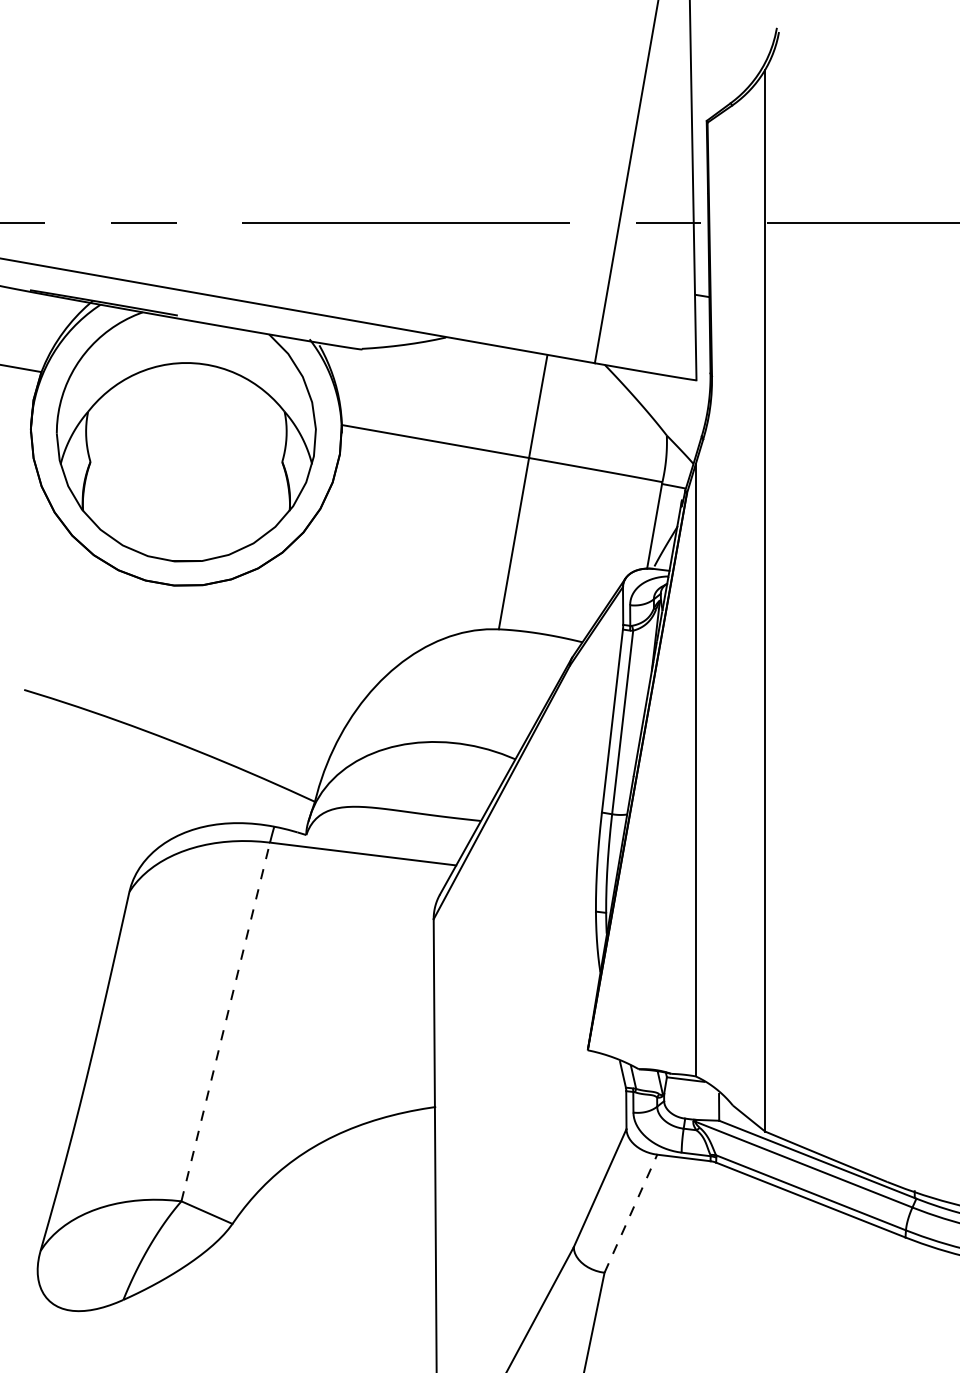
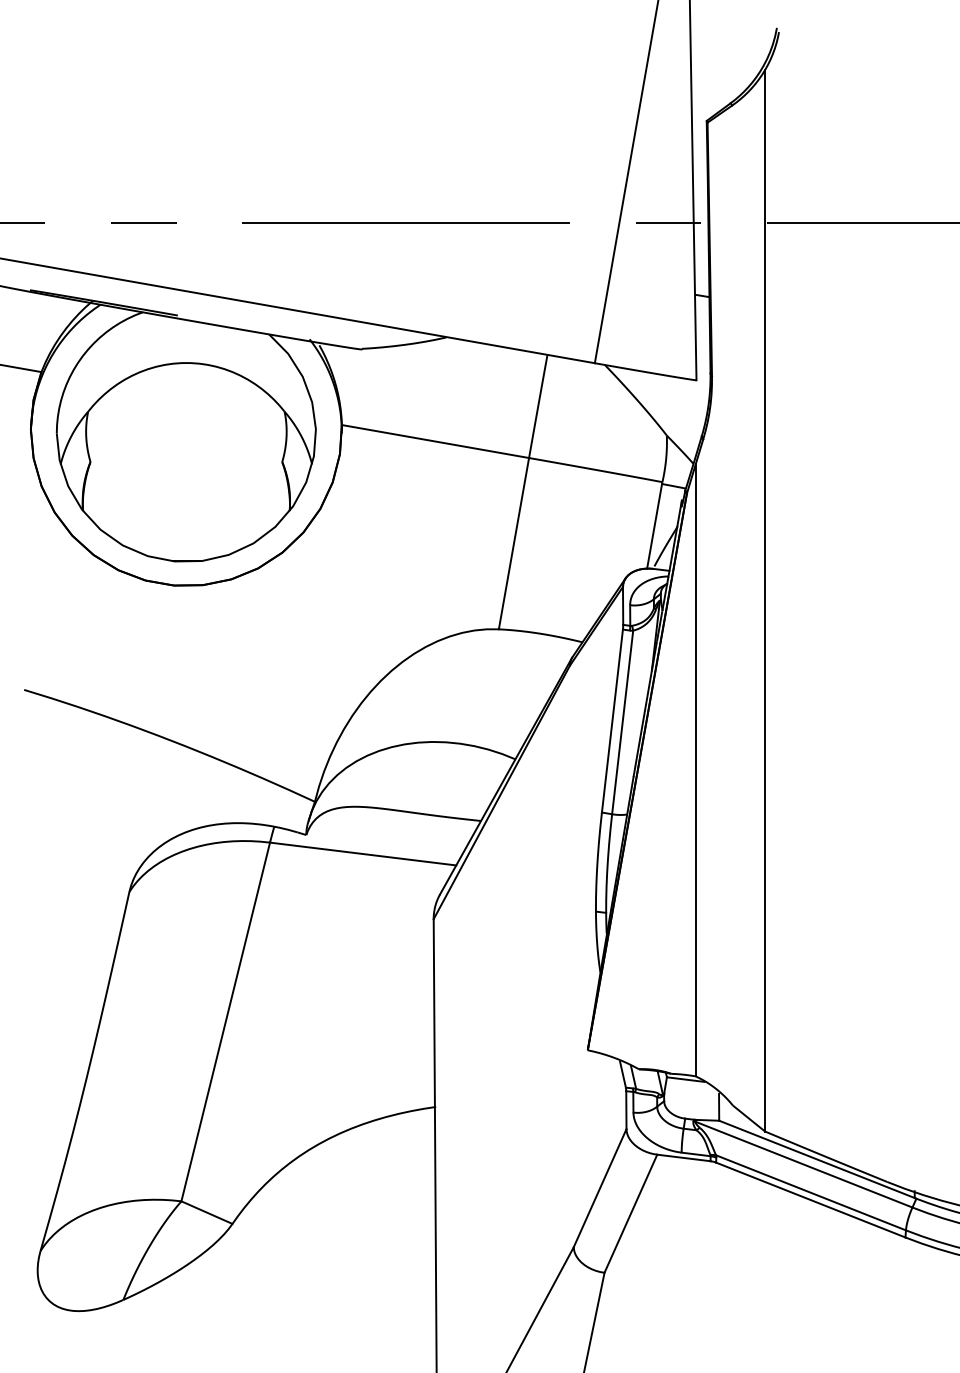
line: dashed -> solid (225, 1021)
line: dashed -> solid (630, 1213)
